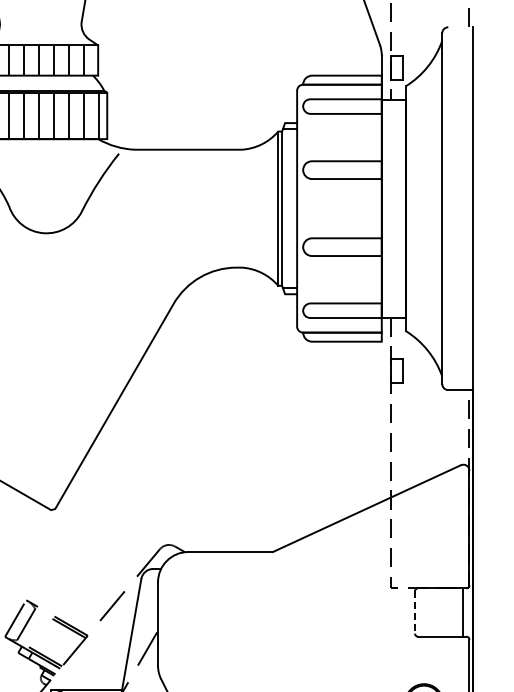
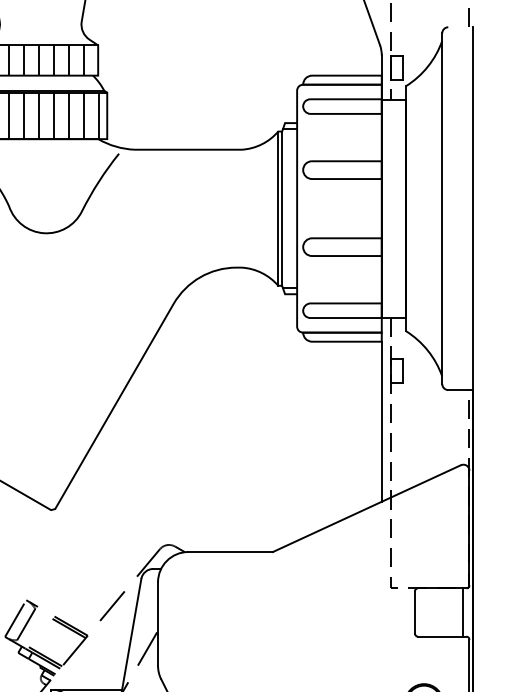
line: none -> present (381, 421)
line: dashed -> solid (415, 612)
